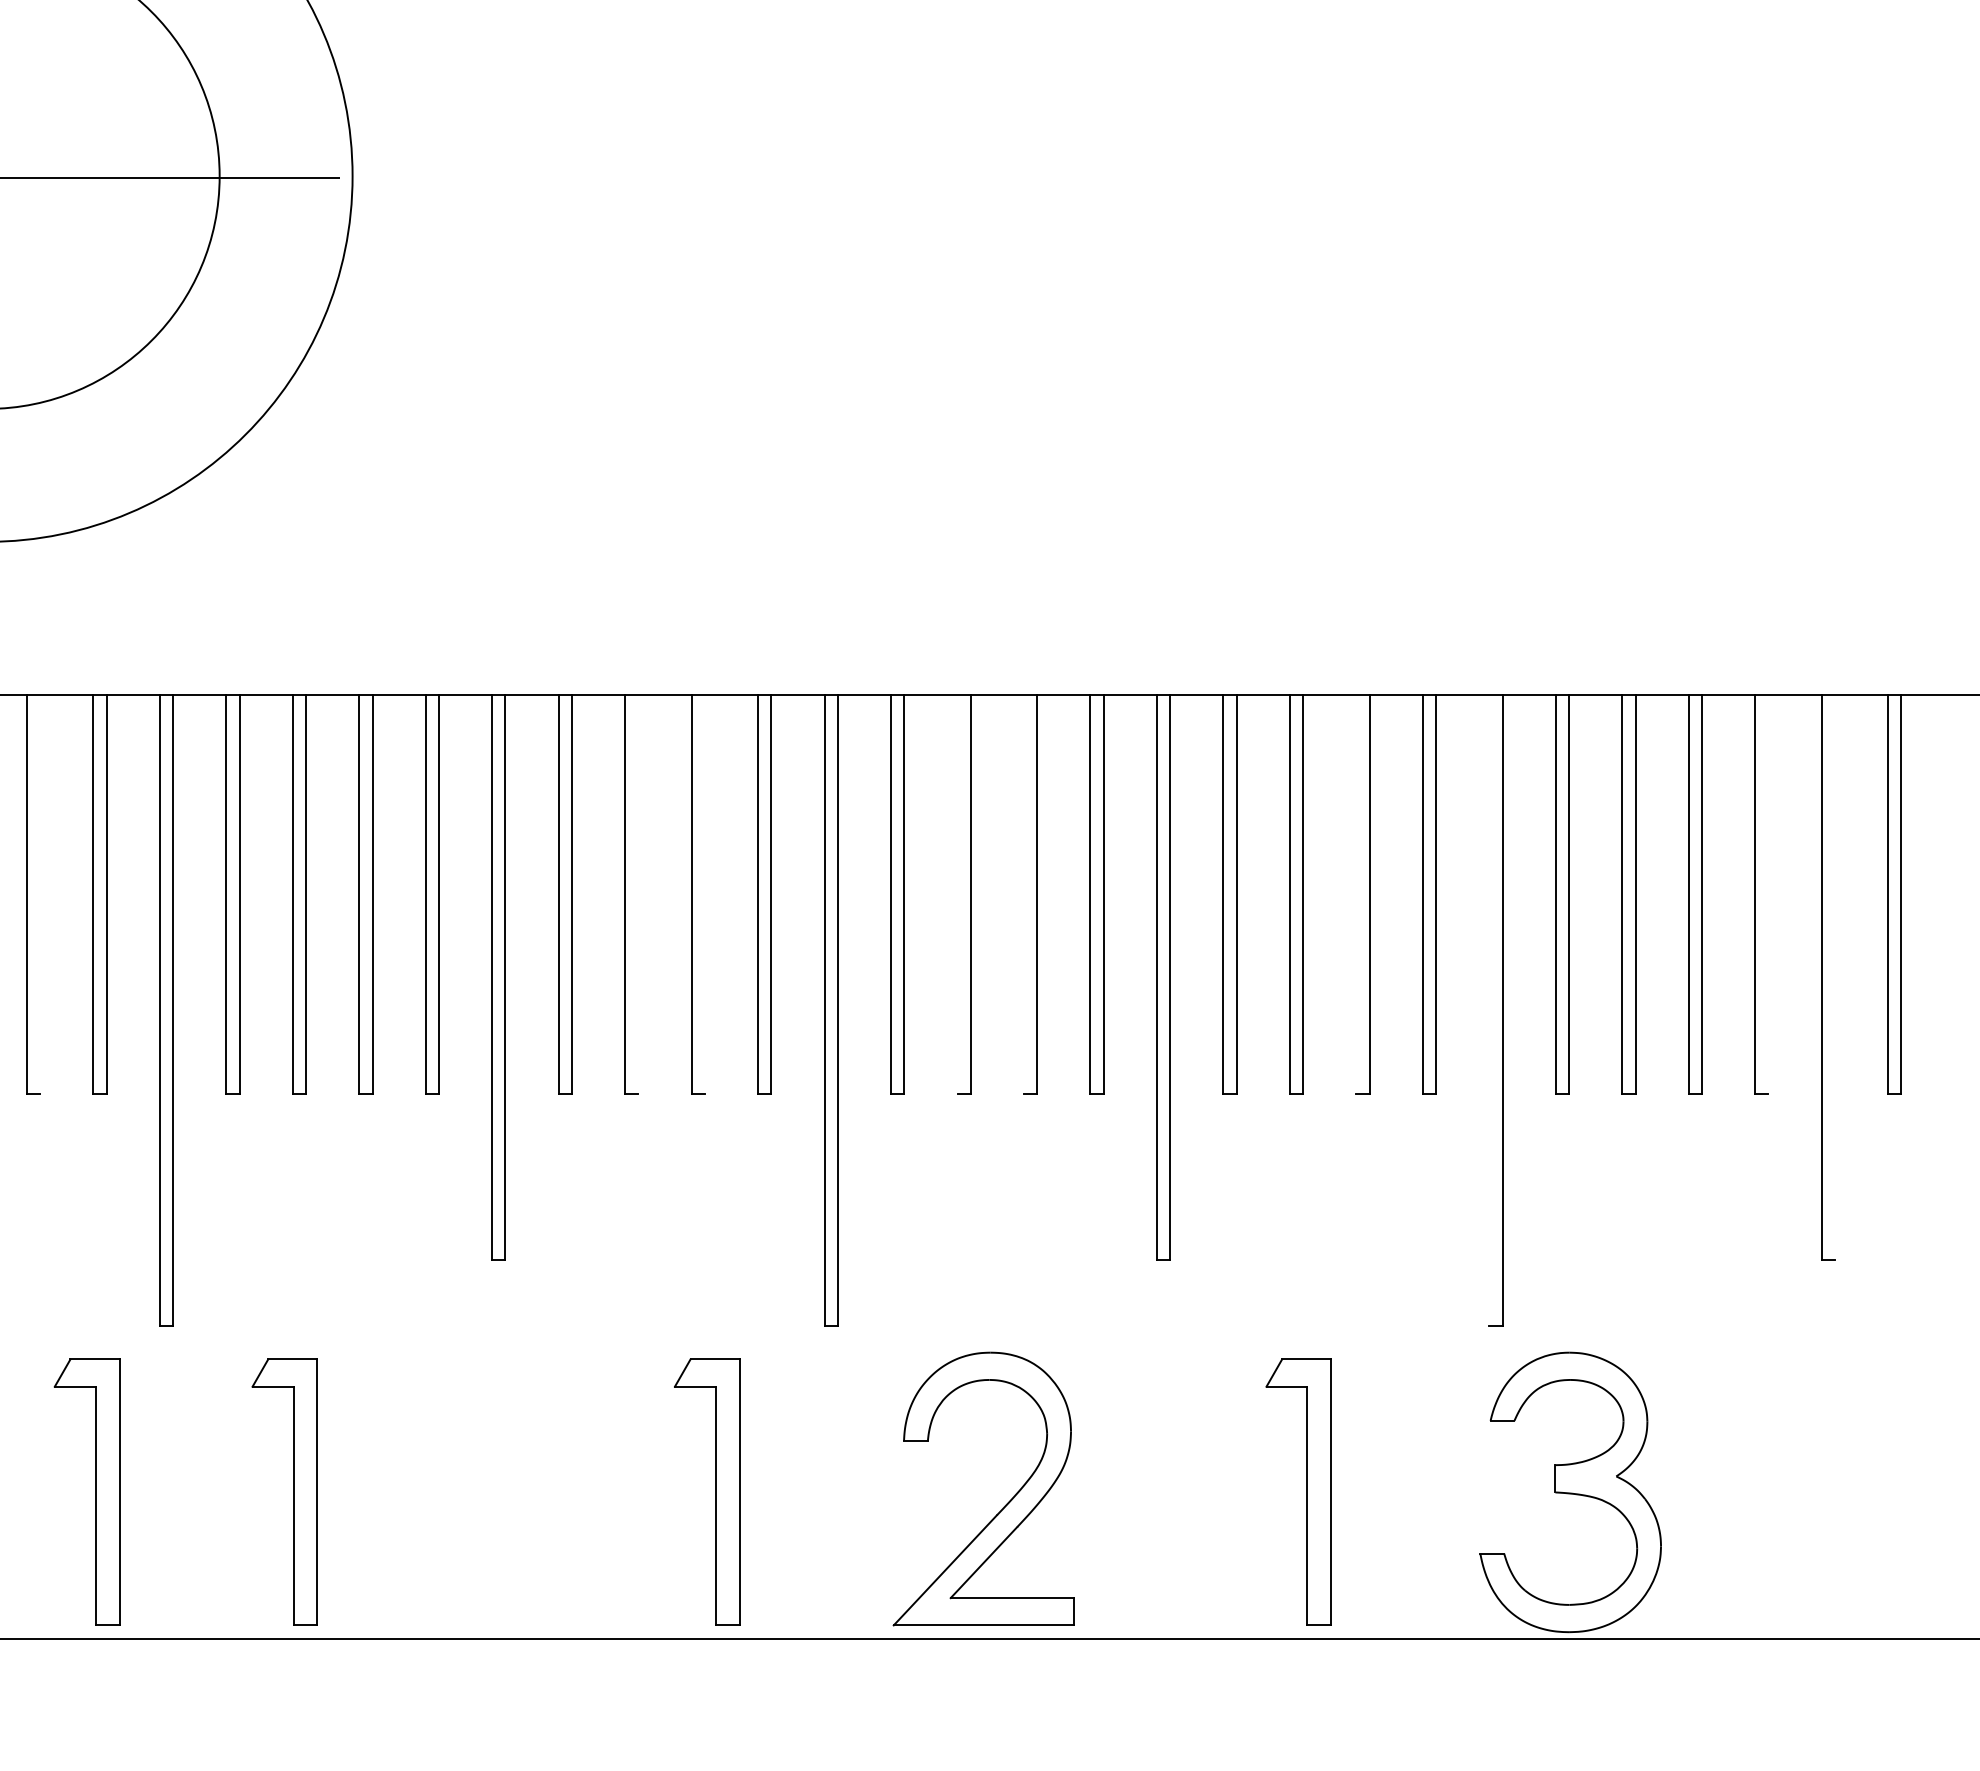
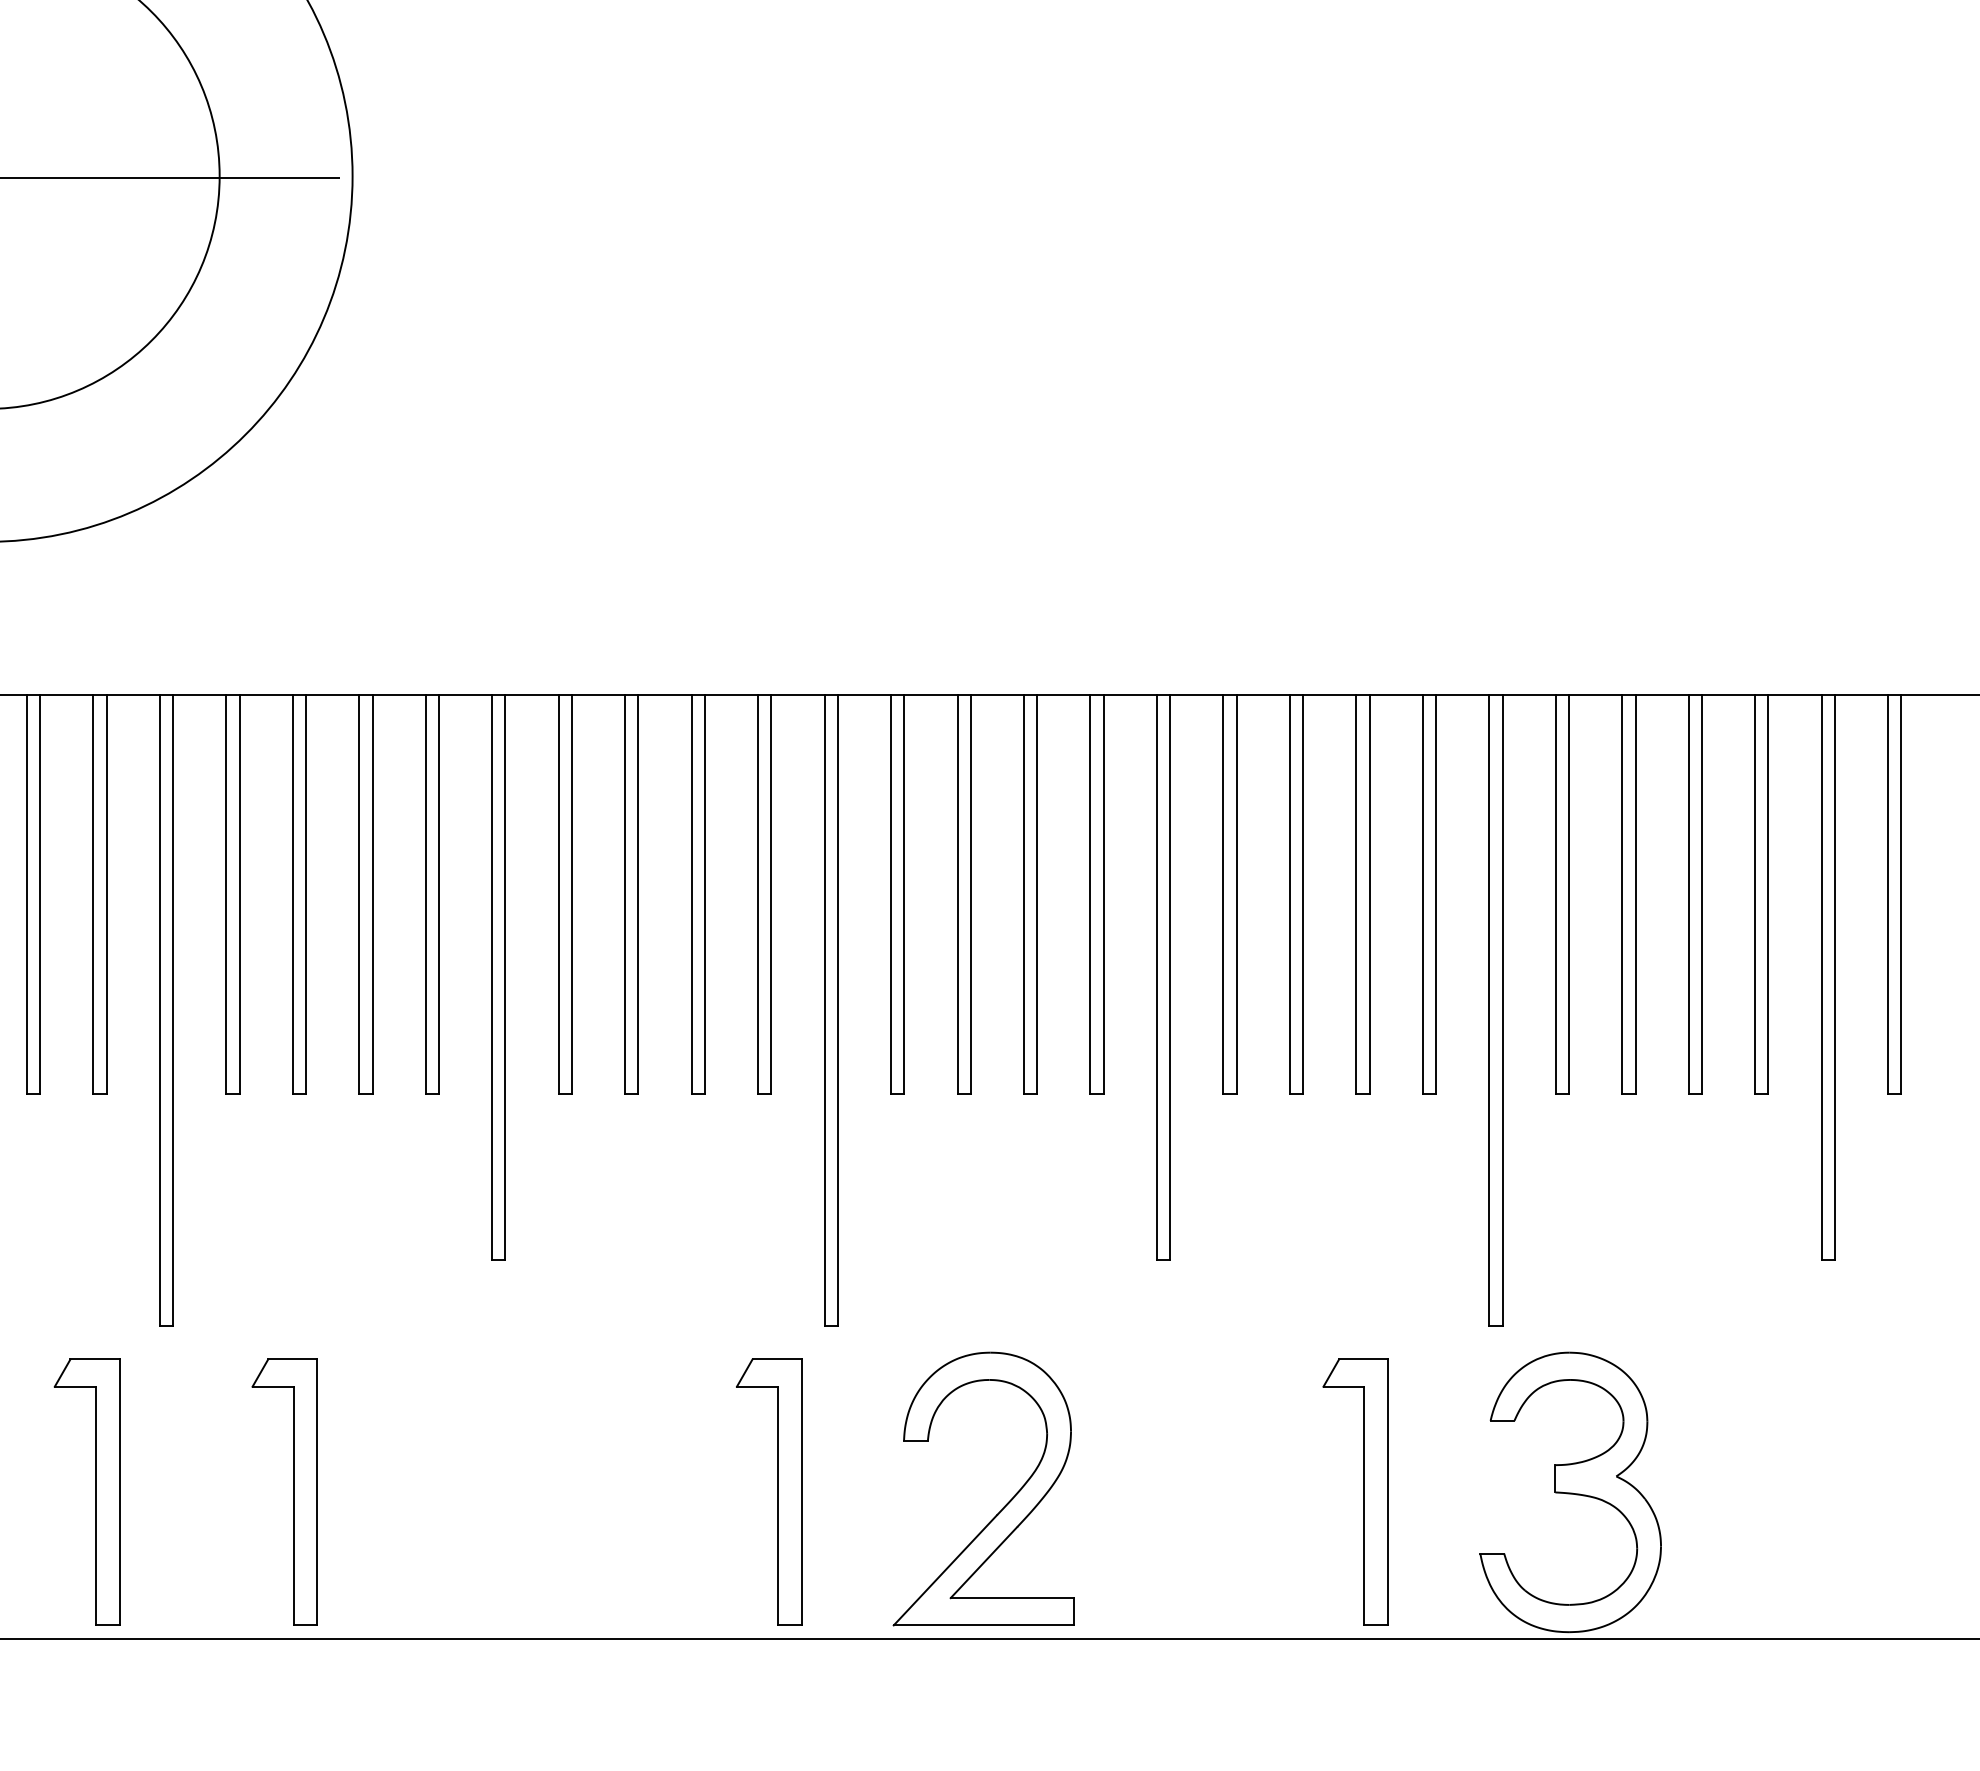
line: none -> present (40, 893)
line: none -> present (638, 893)
line: none -> present (704, 893)
line: none -> present (957, 893)
line: none -> present (1023, 893)
line: none -> present (1356, 893)
line: none -> present (1768, 893)
line: none -> present (1834, 976)
line: none -> present (1489, 1010)
part position: (715, 1491) -> (777, 1491) (777, 1491)
part position: (1306, 1491) -> (1363, 1491) (1363, 1491)
